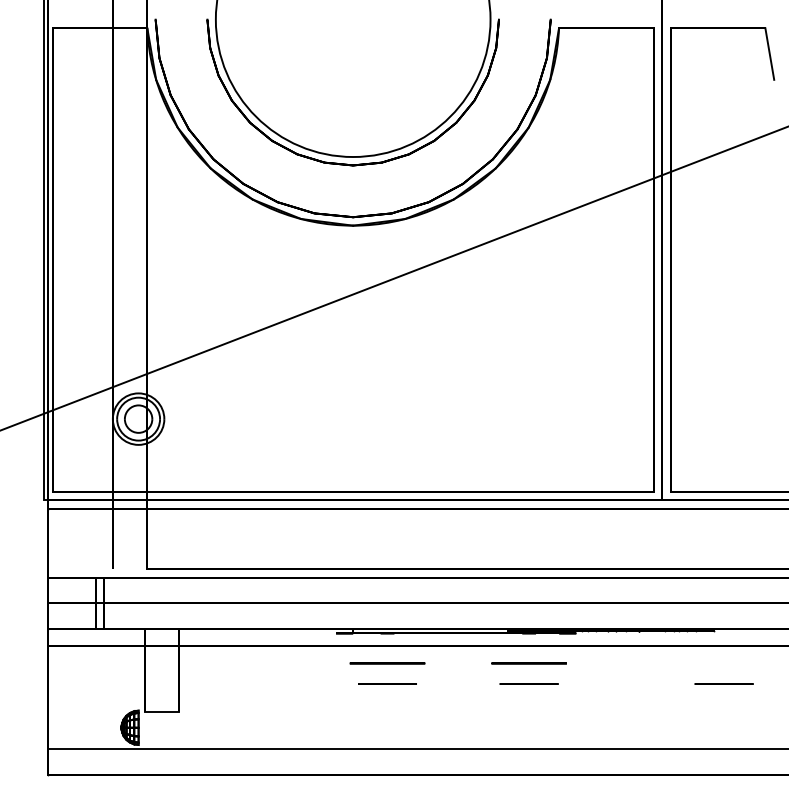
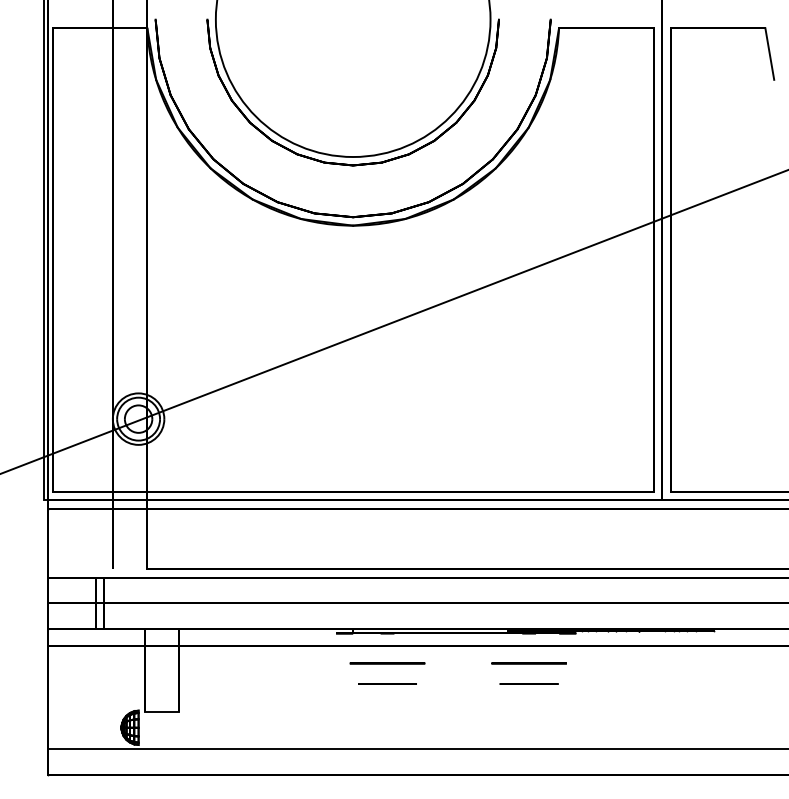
line position: (393, 278) -> (393, 321) (393, 321)
line: present -> none (723, 683)
